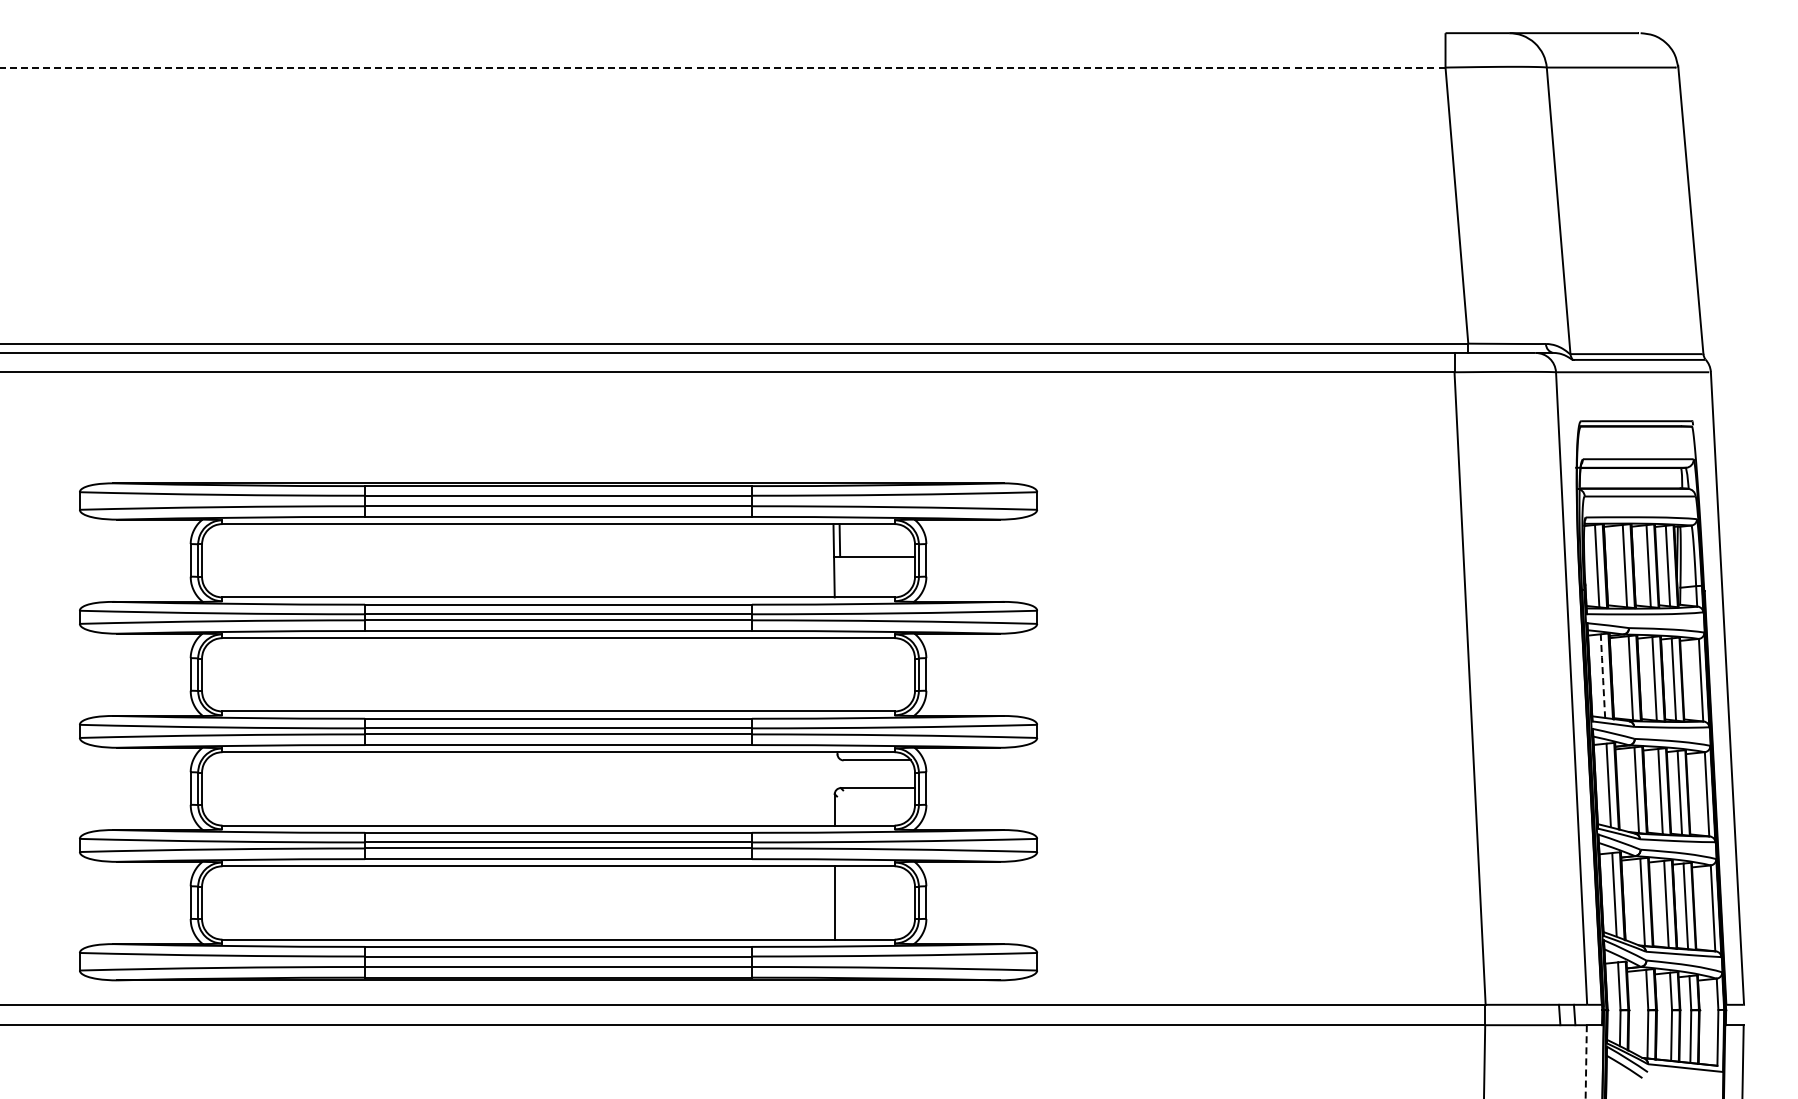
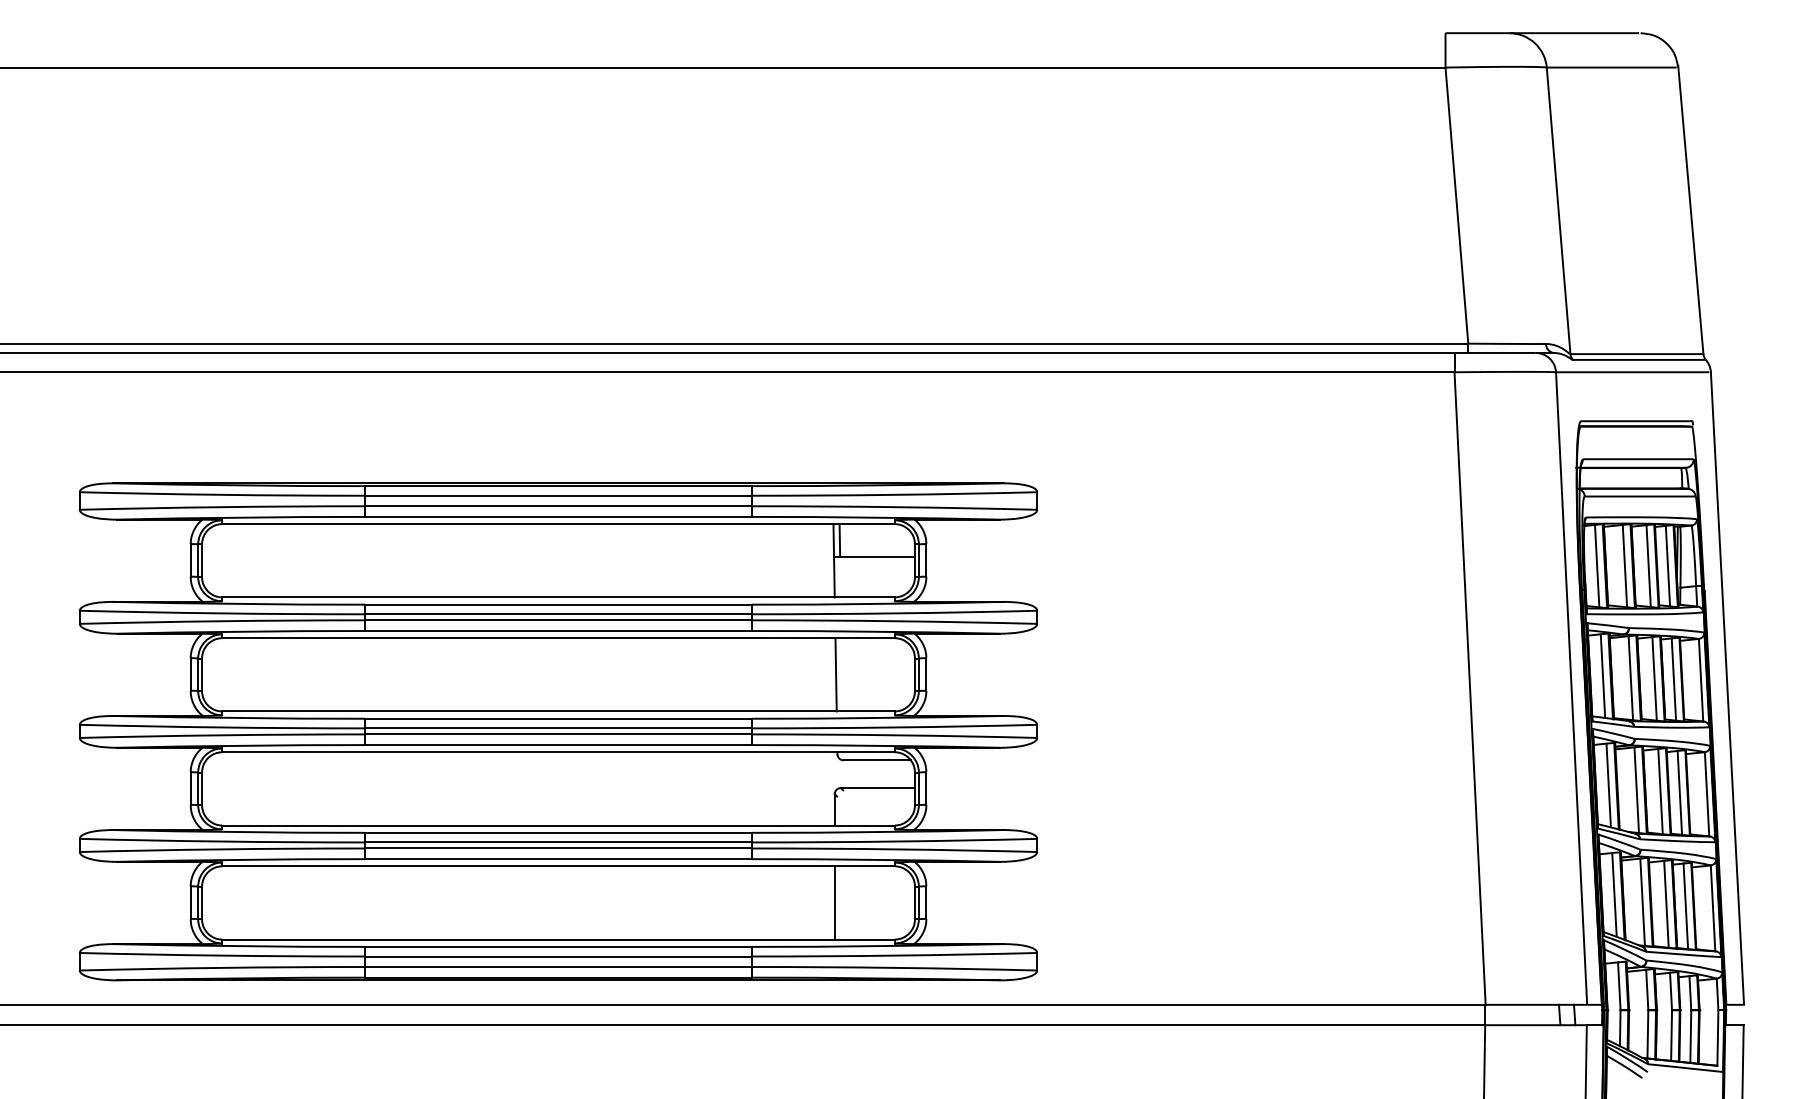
line: dashed -> solid (722, 67)
line: none -> present (835, 674)
line: dashed -> solid (1602, 676)
line: dashed -> solid (1586, 1062)
